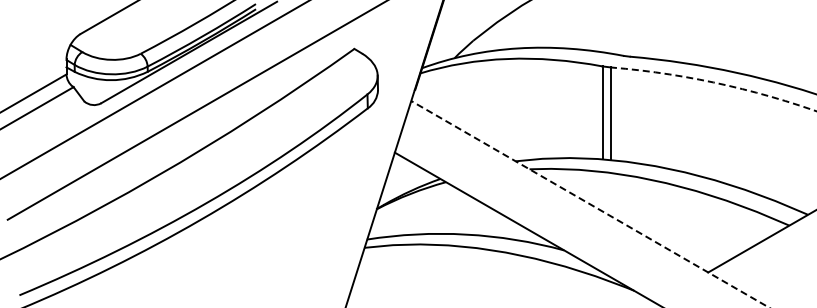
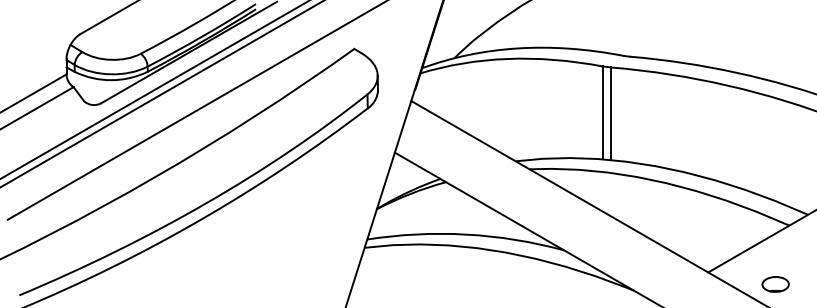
arc: dashed -> solid (714, 82)
line: none -> present (161, 94)
line: dashed -> solid (590, 204)
part: none -> present (775, 284)
